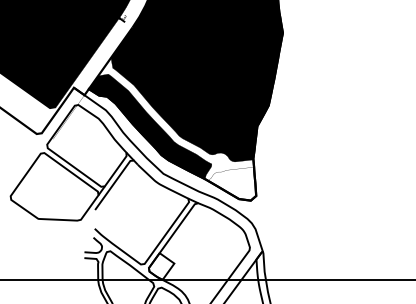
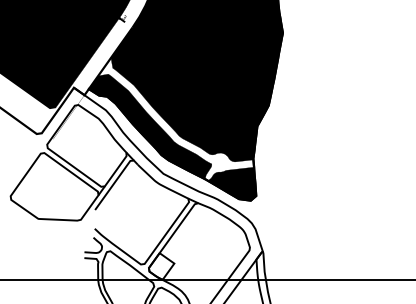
fill: none -> present (231, 183)
